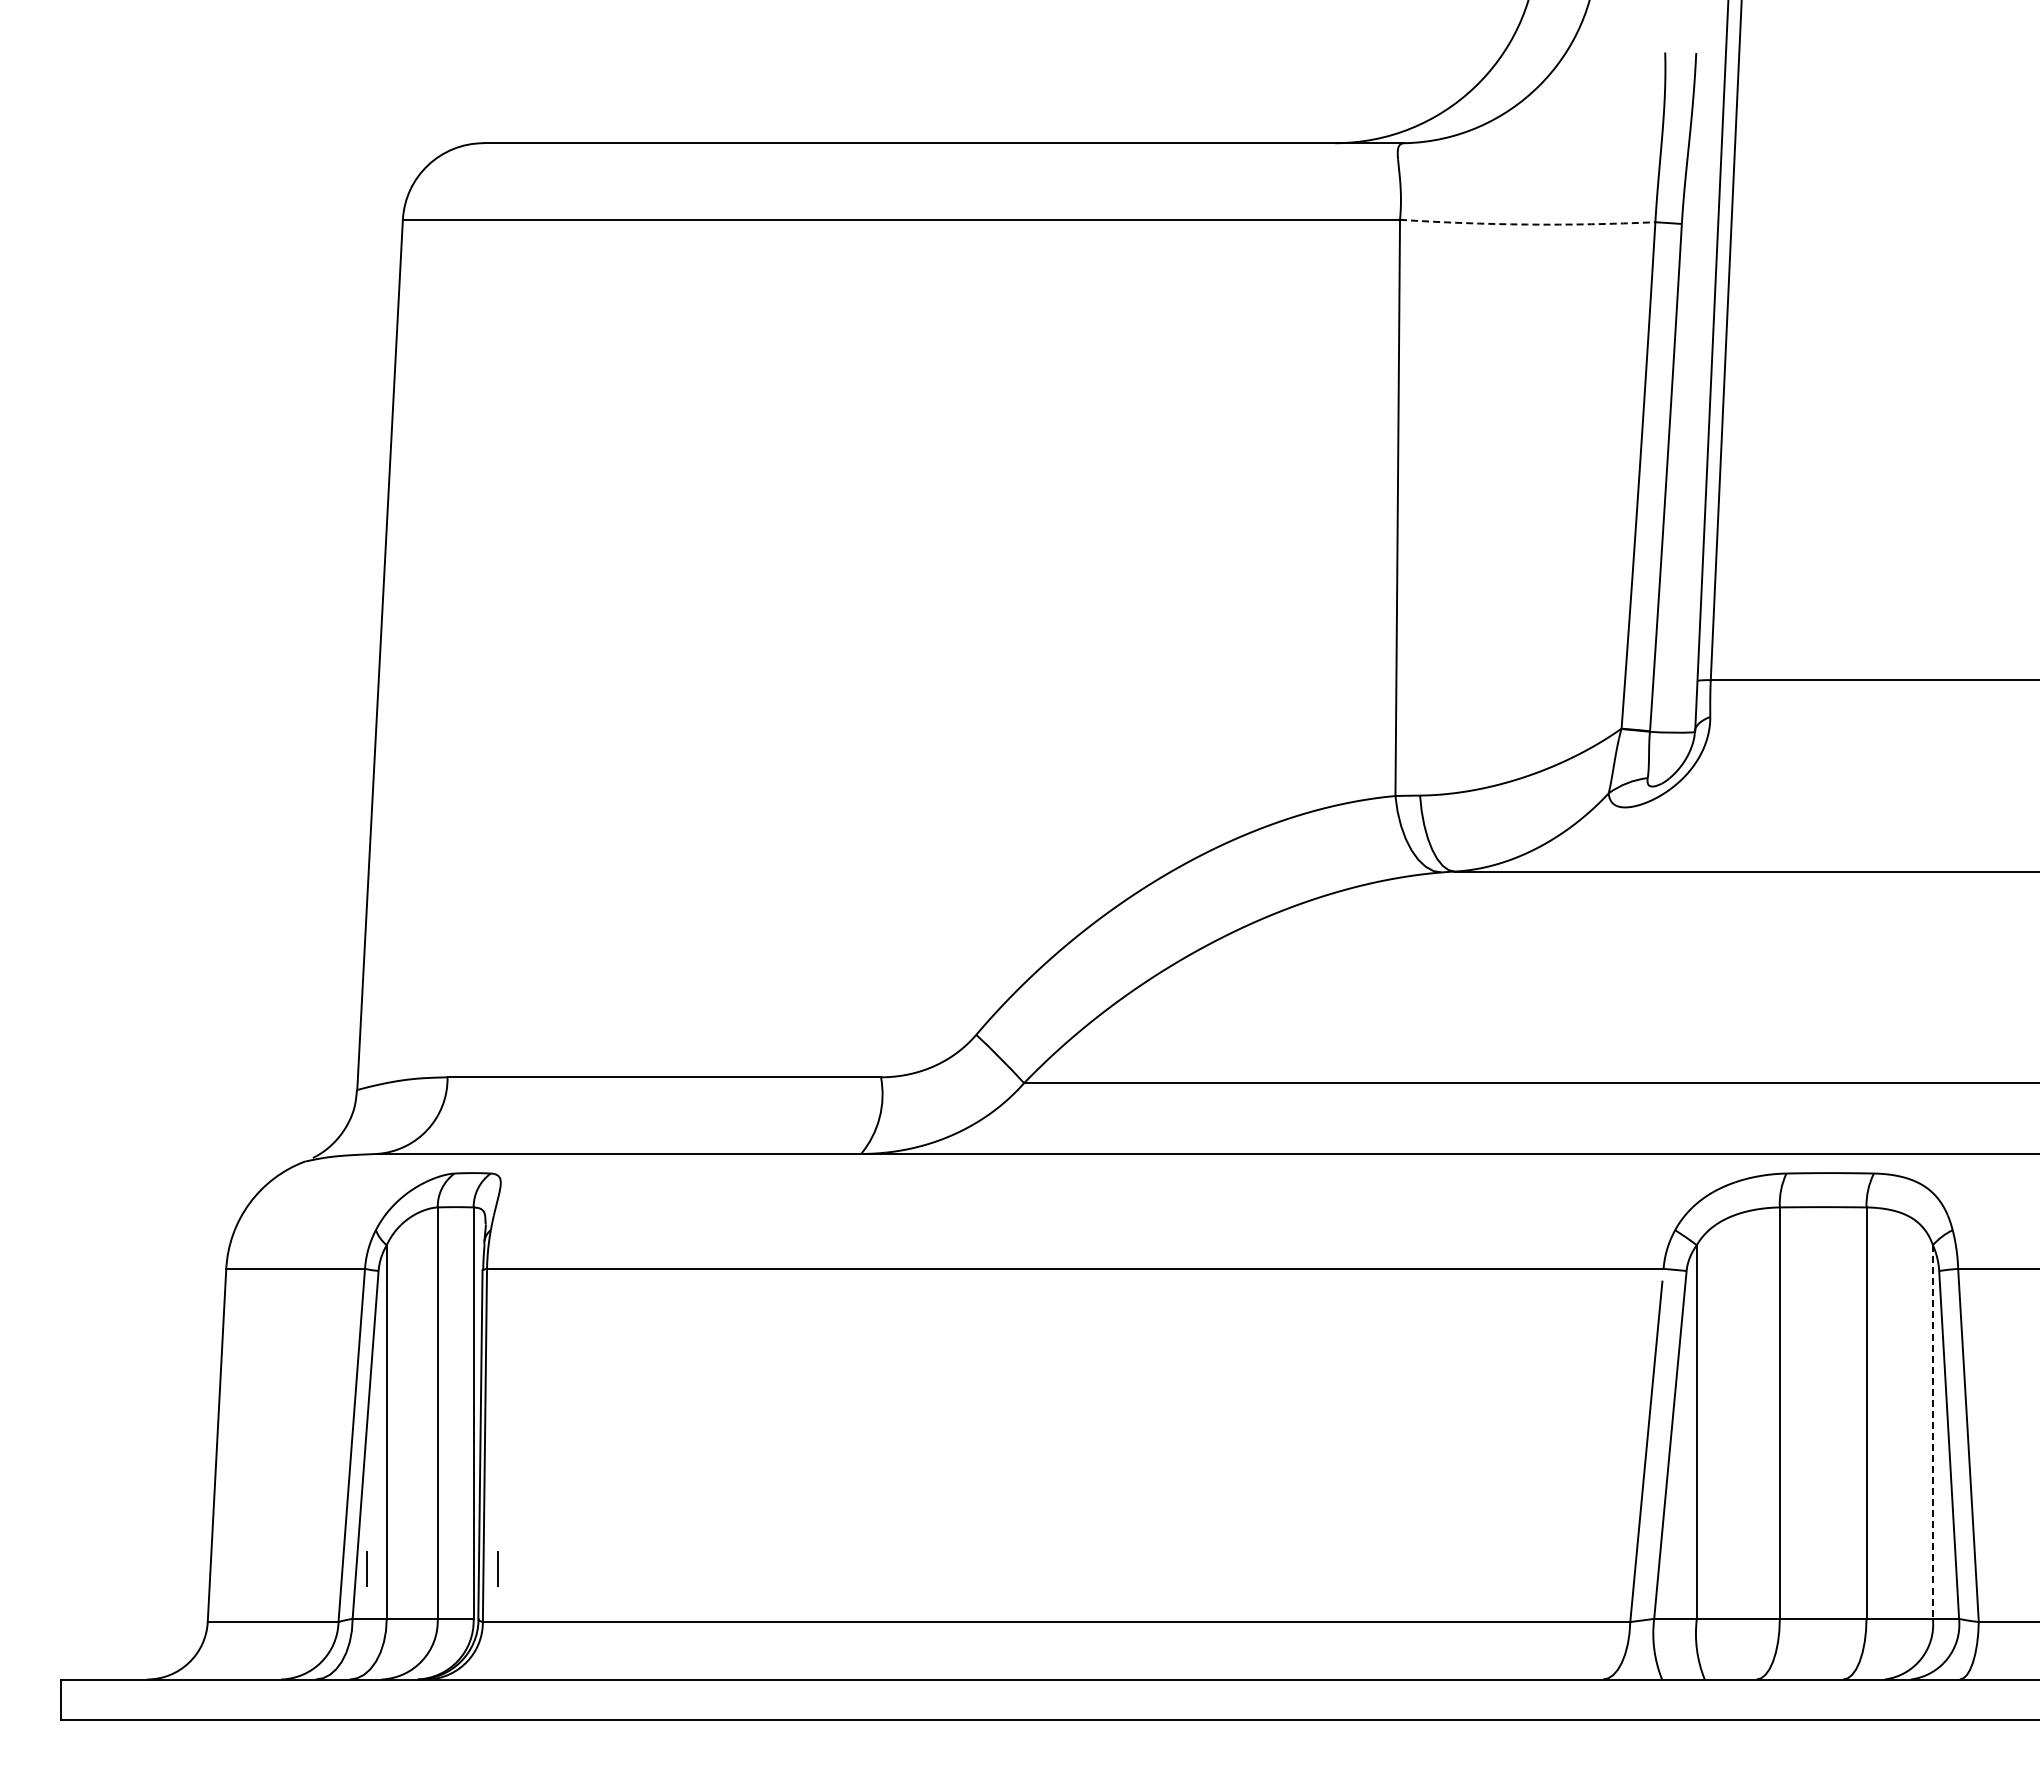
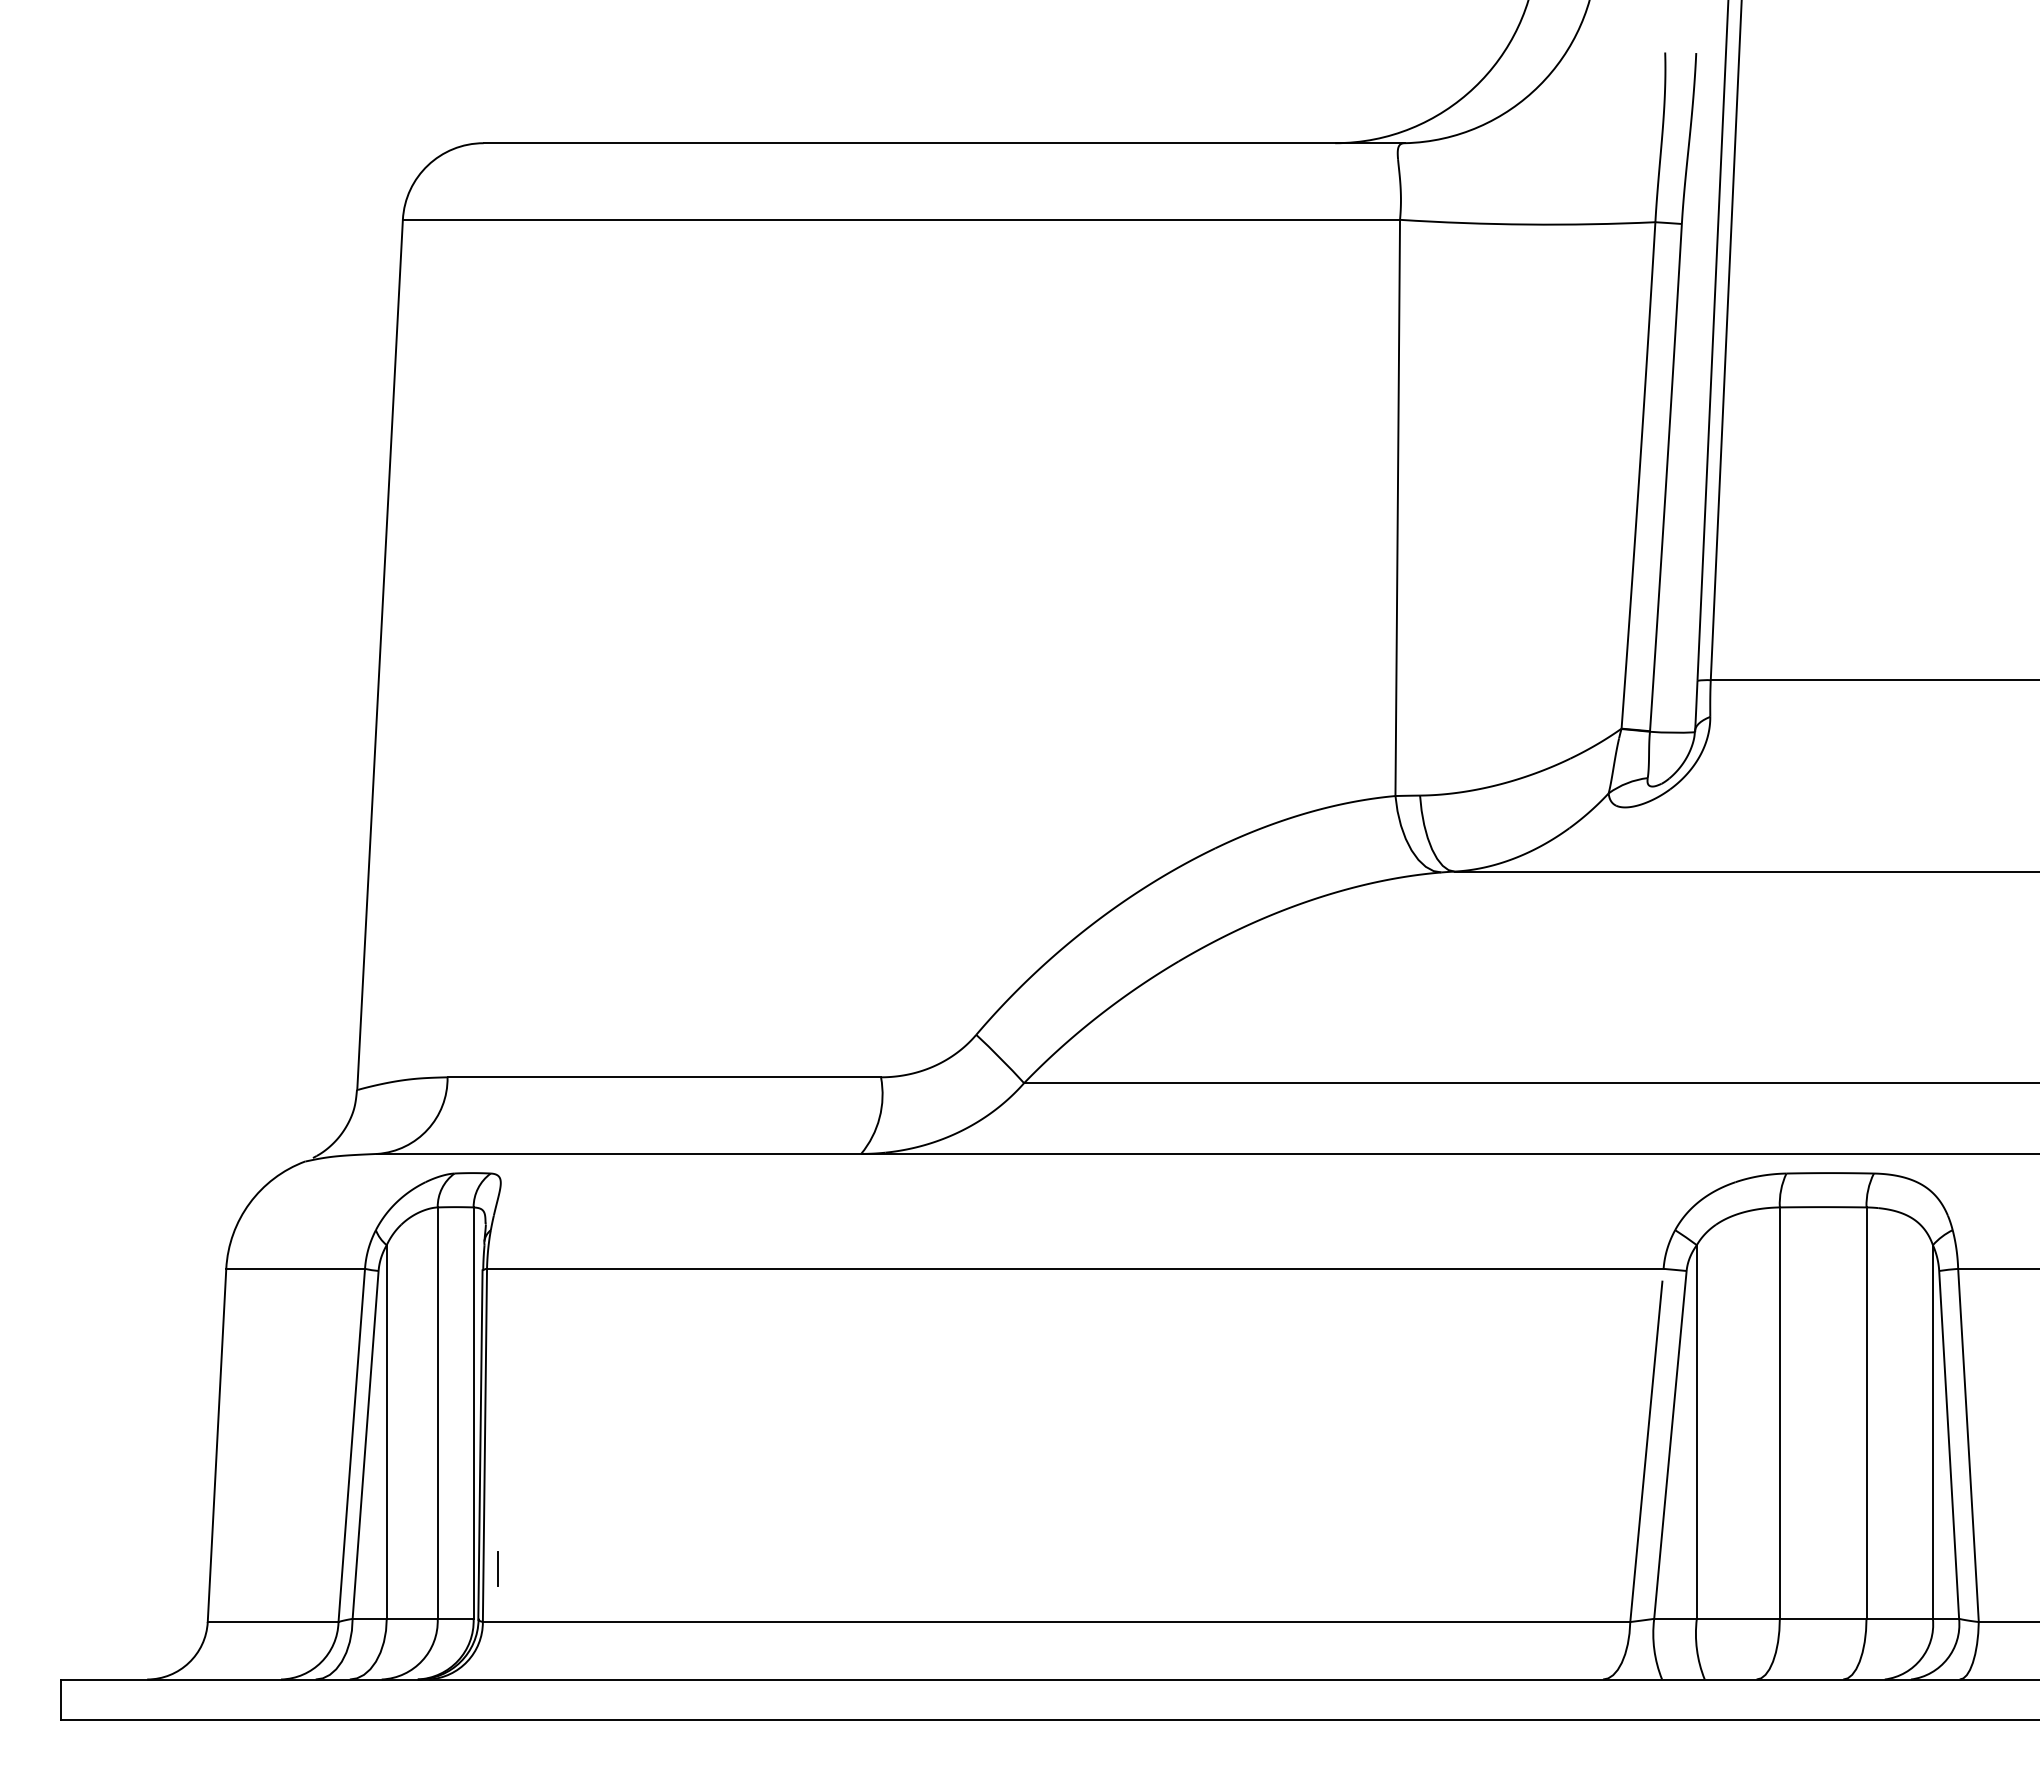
arc: dashed -> solid (1527, 224)
line: dashed -> solid (1932, 1432)
line: present -> none (366, 1568)
